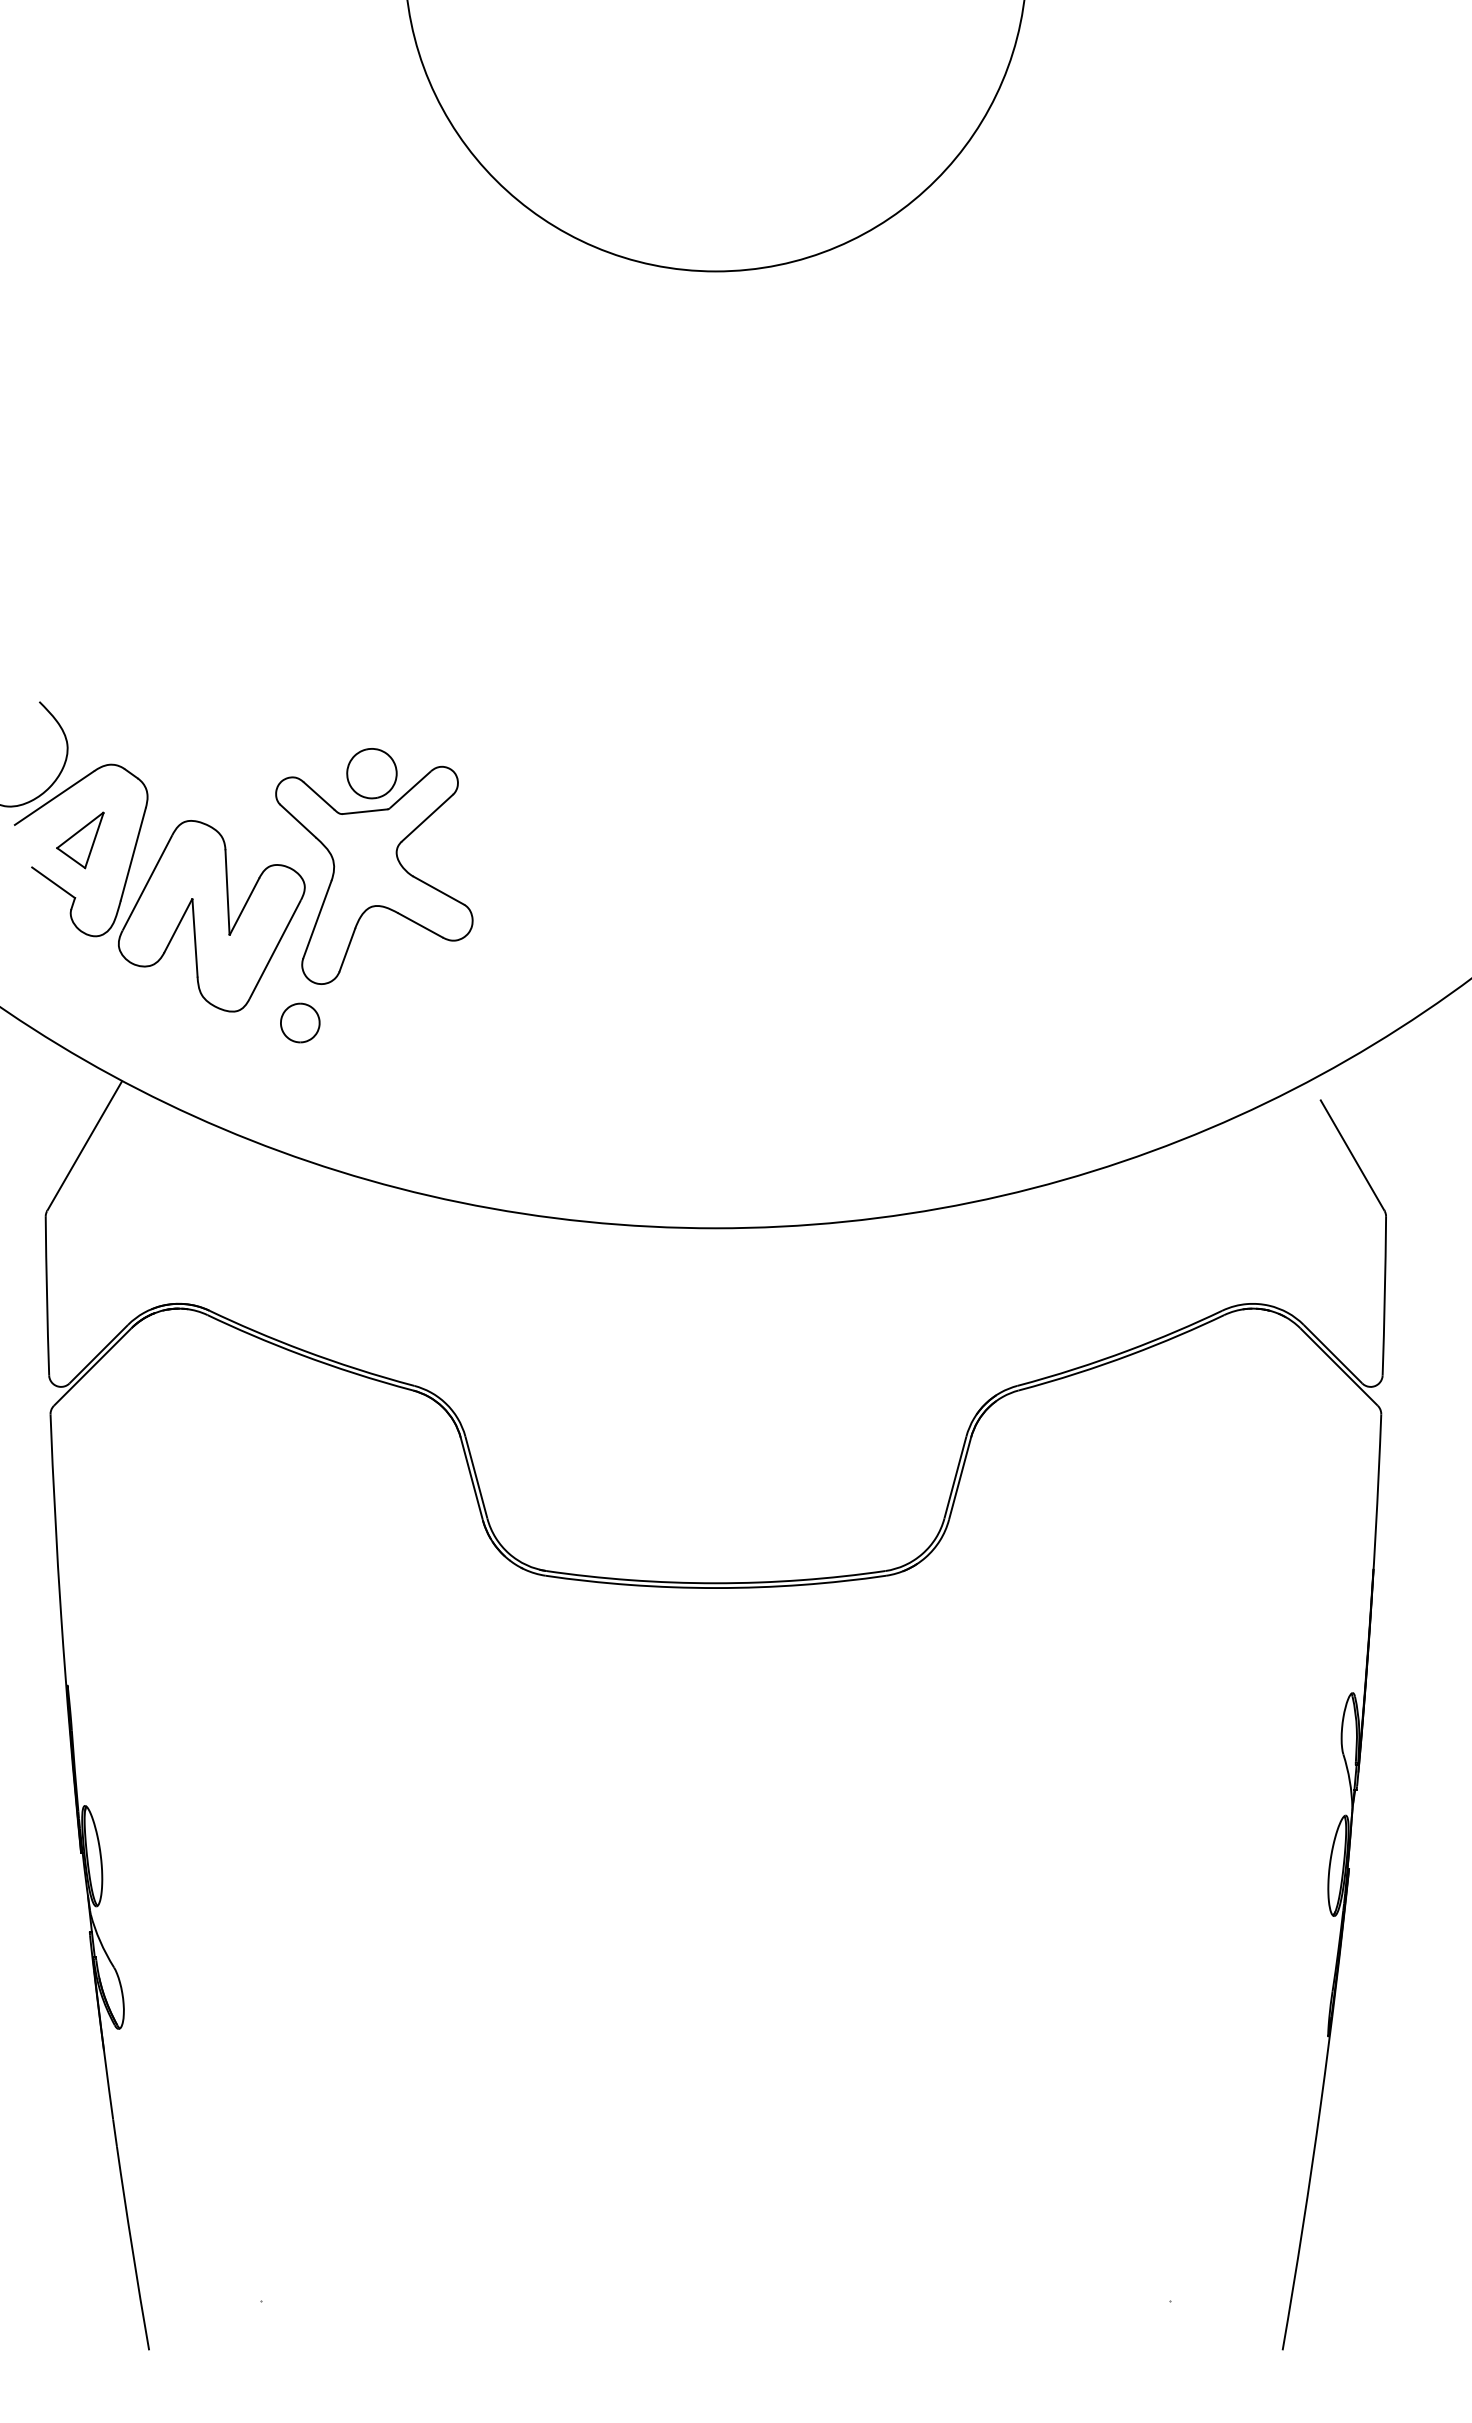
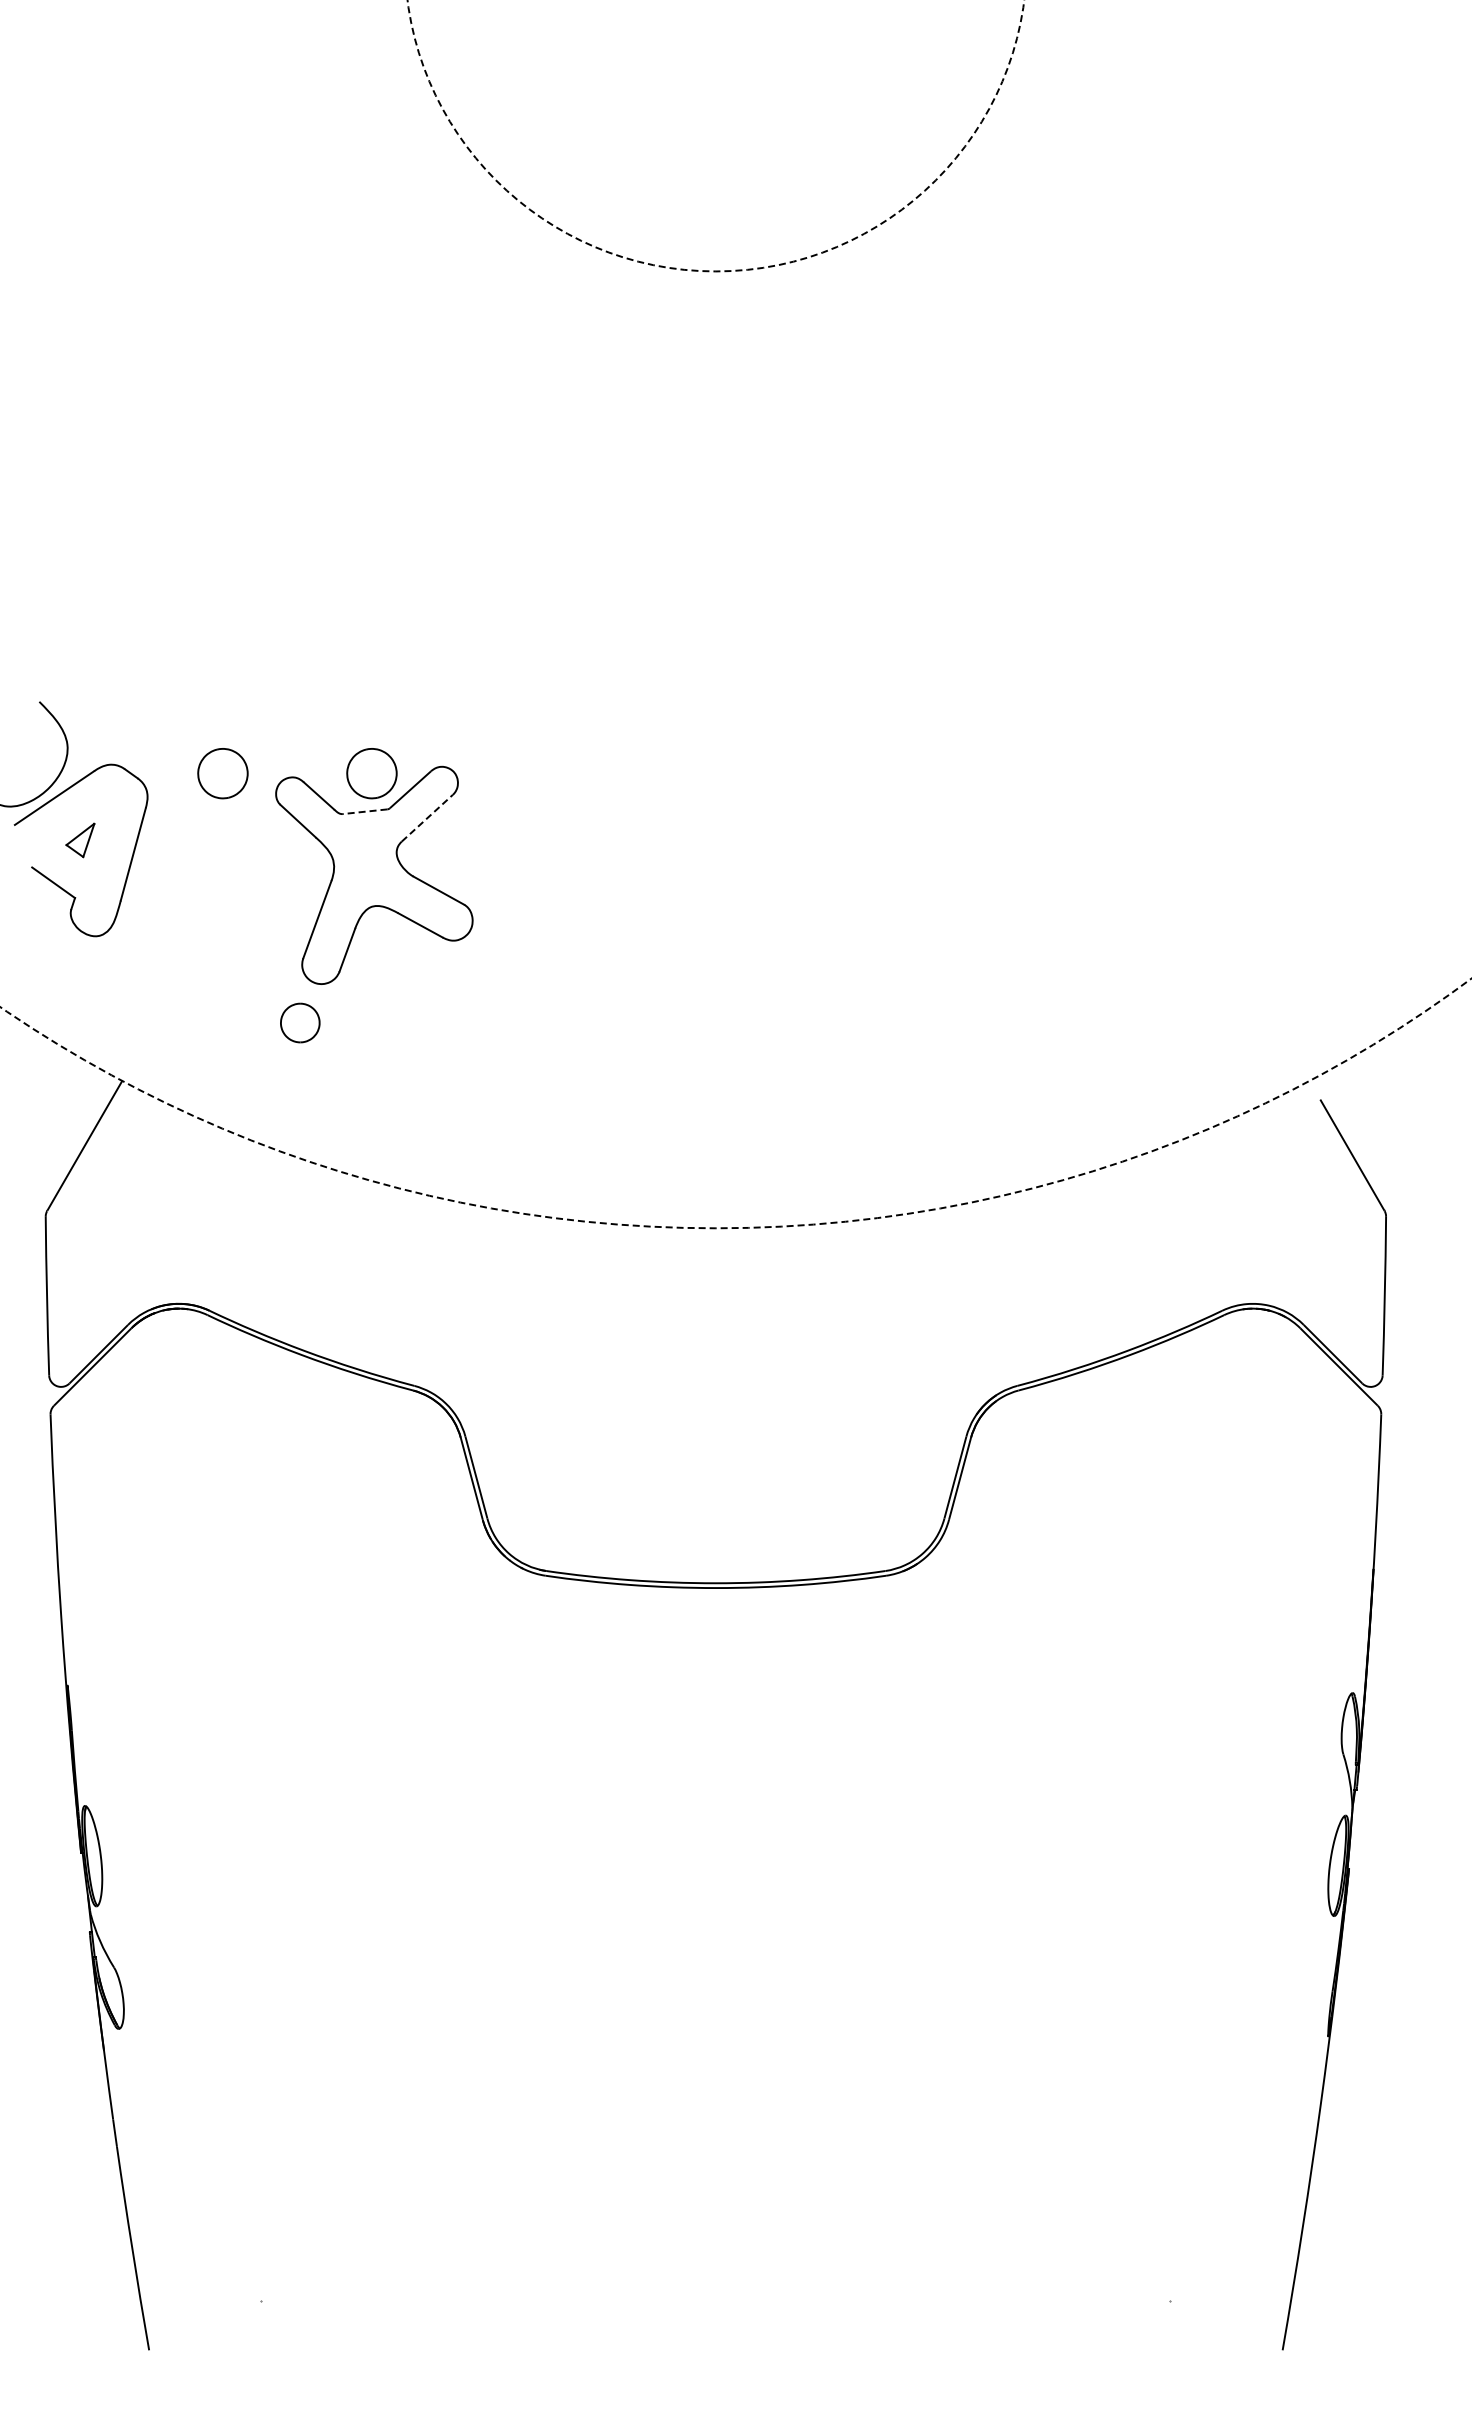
circle: solid -> dashed (715, 135)
part: none -> present (222, 773)
line: solid -> dashed (364, 811)
line: solid -> dashed (427, 818)
part size: 49x59 px -> 31x37 px (80, 840)
part: present -> none (211, 916)
circle: solid -> dashed (735, 1103)
